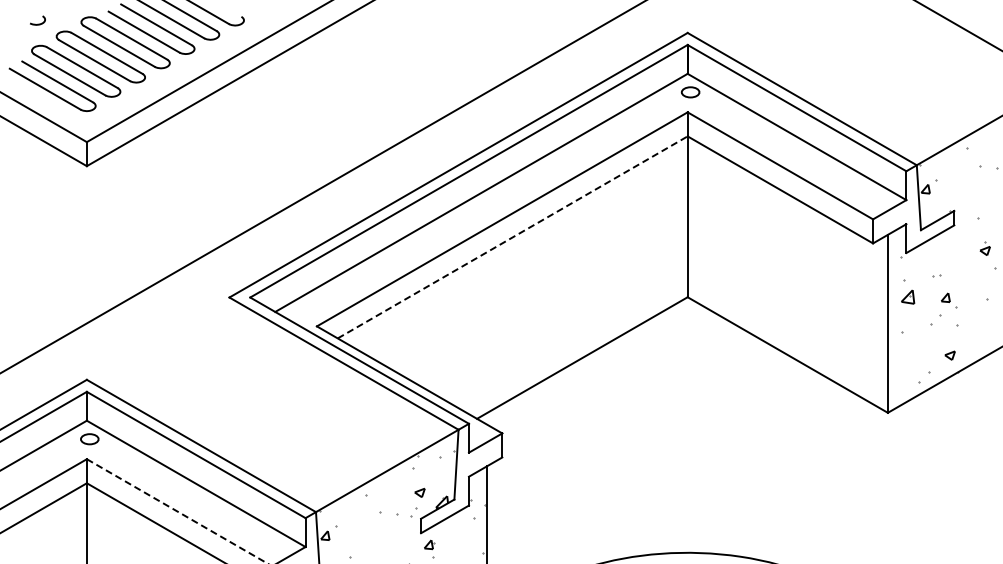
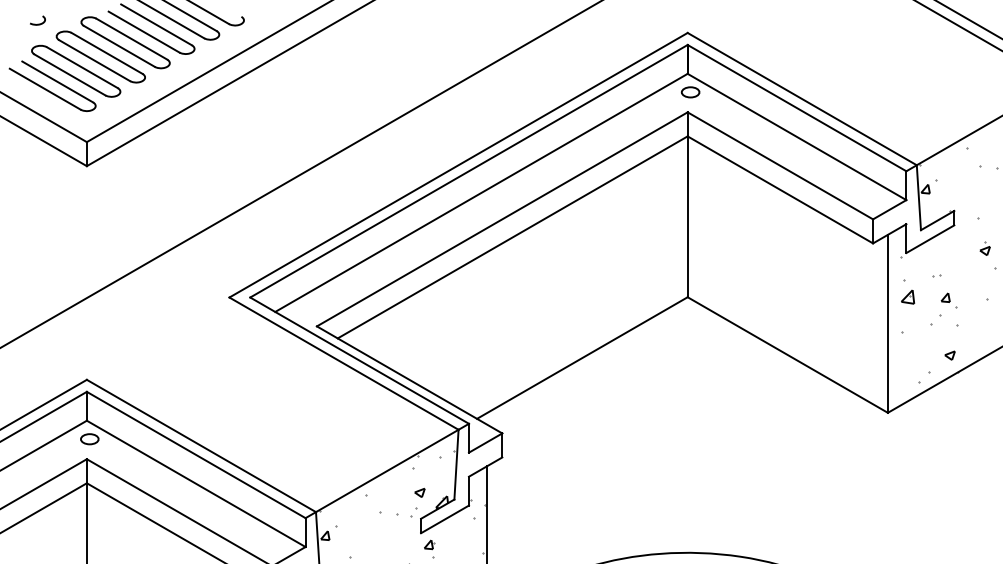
line: none -> present (968, 19)
line position: (322, 187) -> (300, 174) (300, 174)
line: dashed -> solid (513, 237)
line: dashed -> solid (177, 511)
